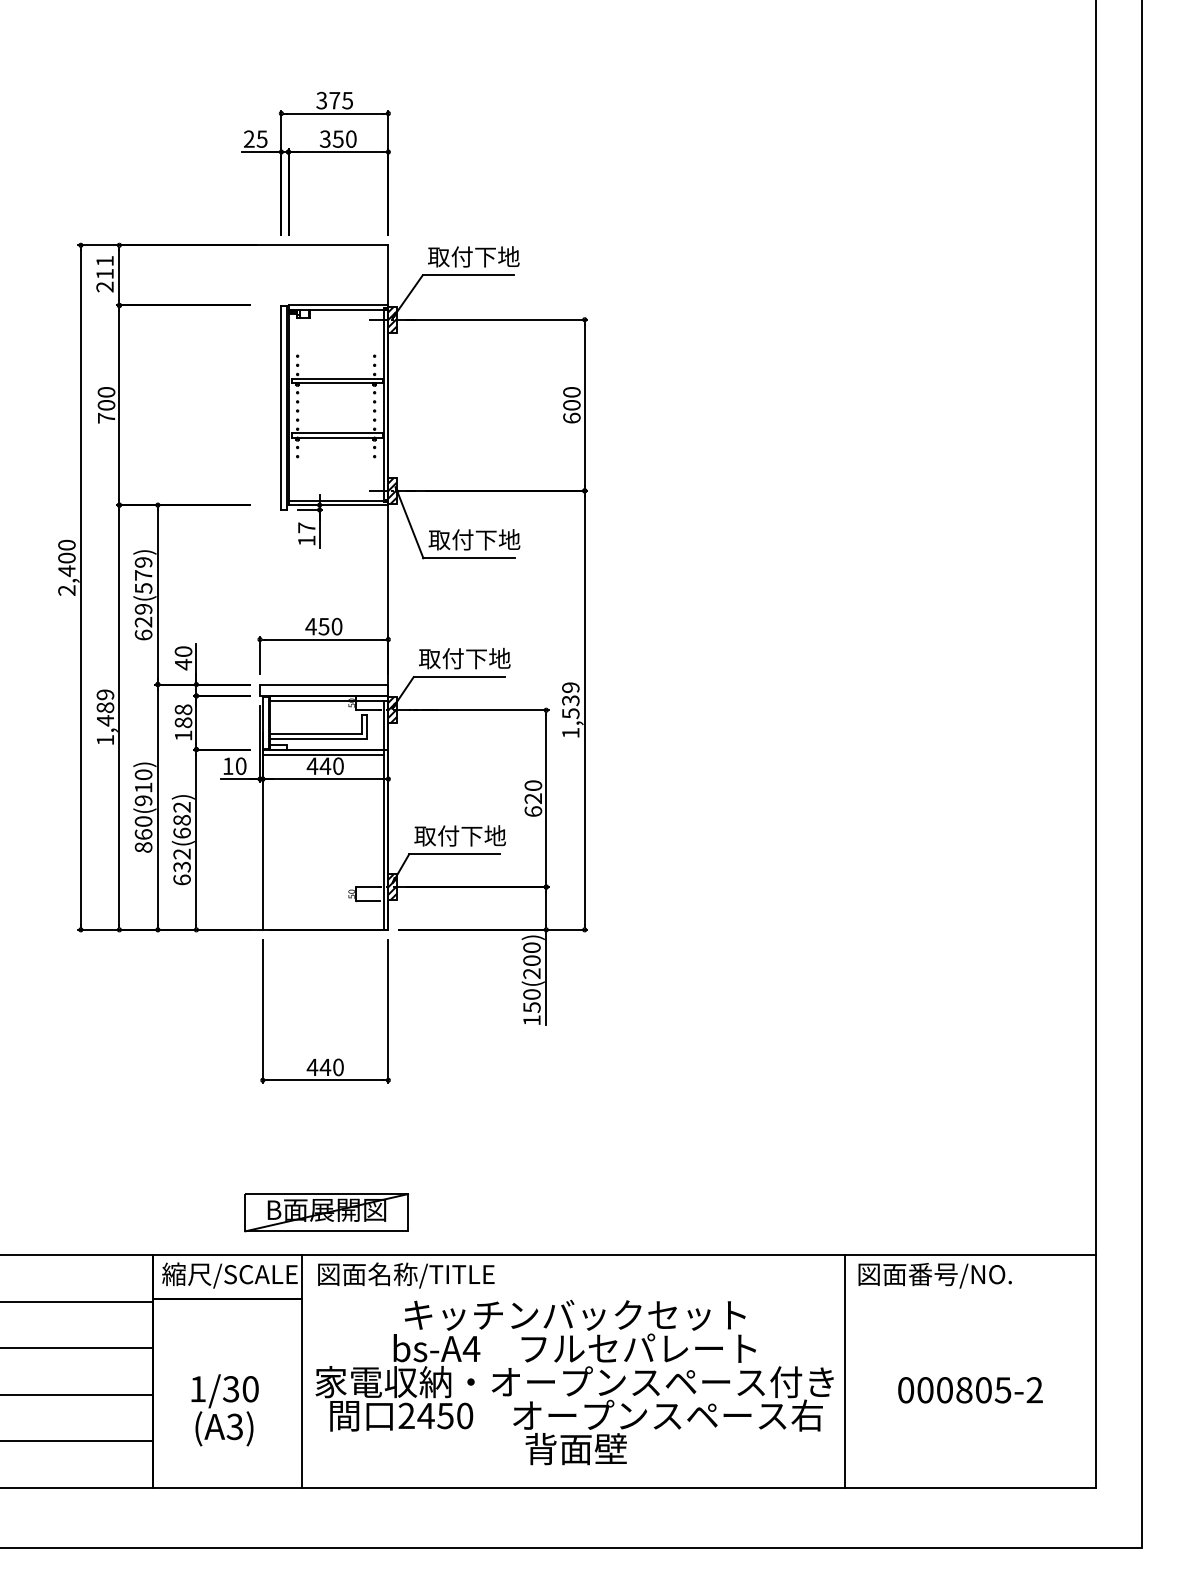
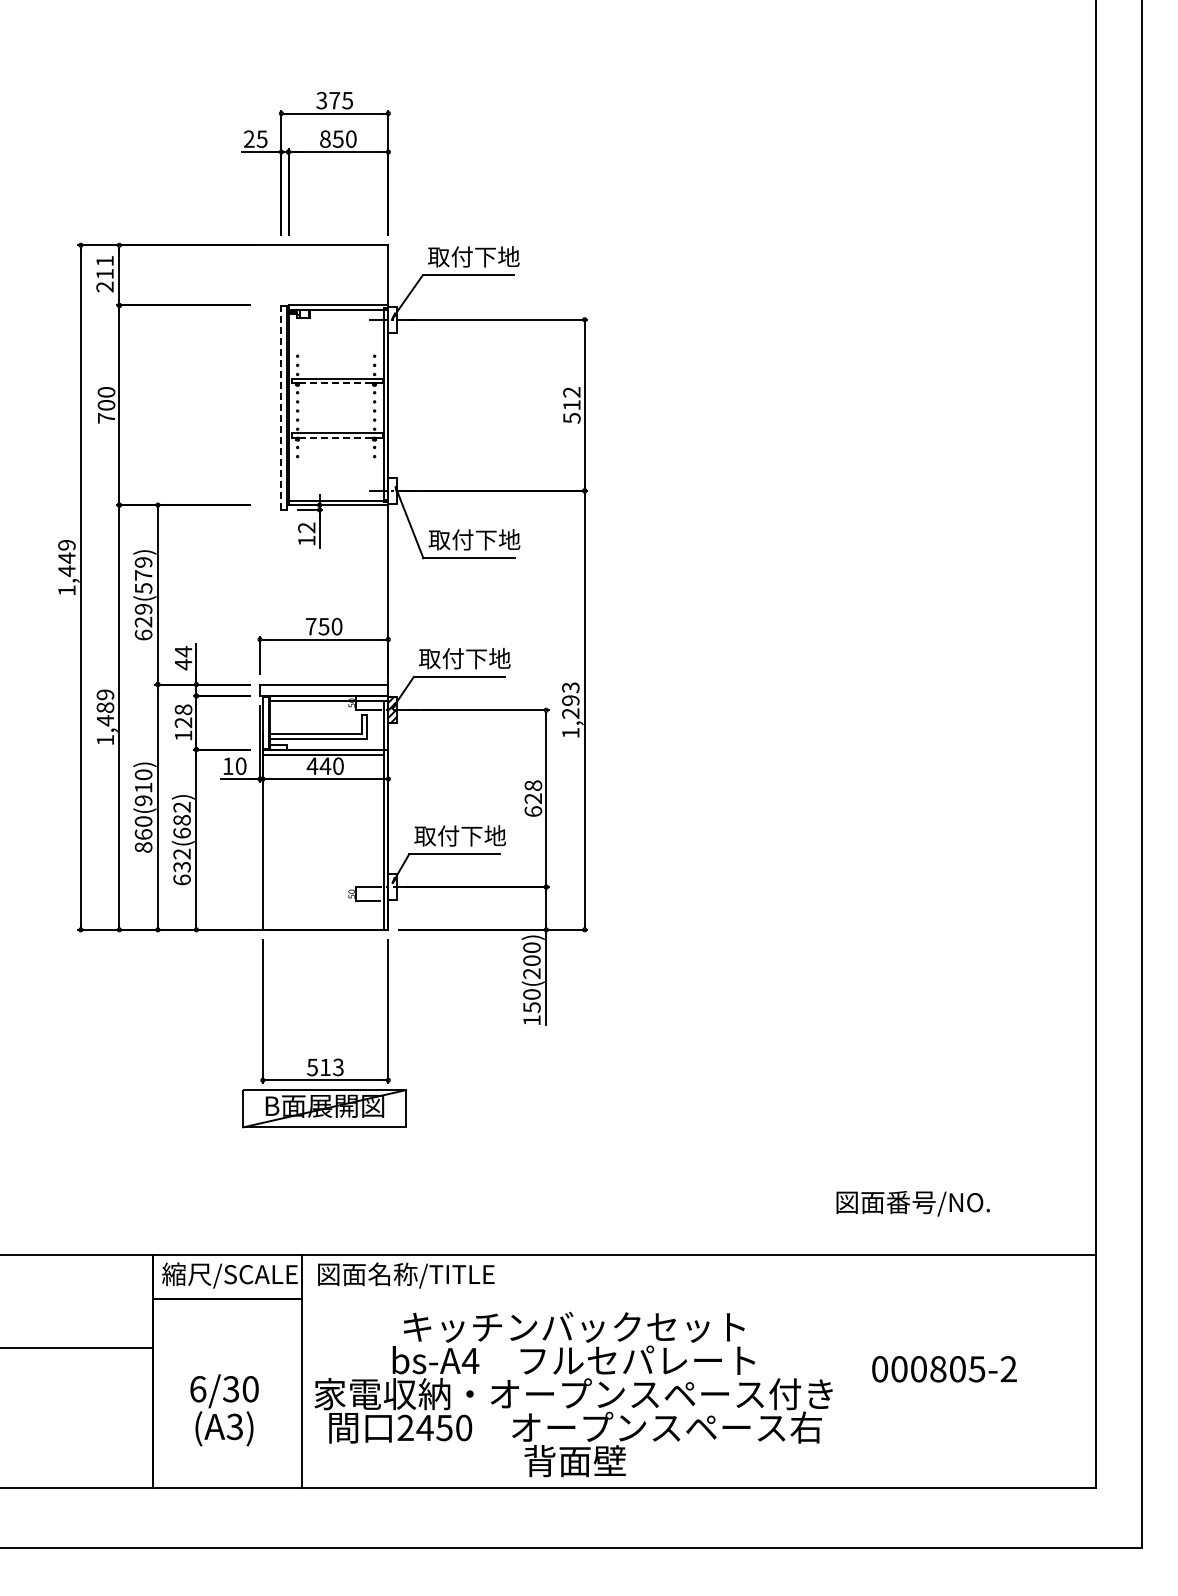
text: 350 -> 850 (324, 138)
hatch: present -> none (392, 319)
line: solid -> dashed (336, 383)
text: 600 -> 512 (571, 405)
line: solid -> dashed (281, 408)
line: solid -> dashed (336, 438)
hatch: present -> none (392, 490)
text: 17 -> 12 (306, 527)
text: 2,400 -> 1,449 (66, 567)
text: 450 -> 750 (310, 626)
text: 40 -> 44 (183, 651)
text: 1,539 -> 1,293 (570, 700)
text: 188 -> 128 (183, 722)
text: 620 -> 628 (533, 785)
hatch: present -> none (392, 886)
text: 440 -> 513 (324, 1067)
part position: (326, 1212) -> (324, 1108) (324, 1108)
text position: (934, 1275) -> (912, 1203) (912, 1203)
line: present -> none (77, 1301)
line: present -> none (844, 1371)
text position: (574, 1382) -> (573, 1394) (573, 1394)
text: 1/30 -> 6/30 (198, 1389)
text position: (970, 1390) -> (944, 1369) (944, 1369)
line: present -> none (77, 1394)
line: present -> none (77, 1441)
